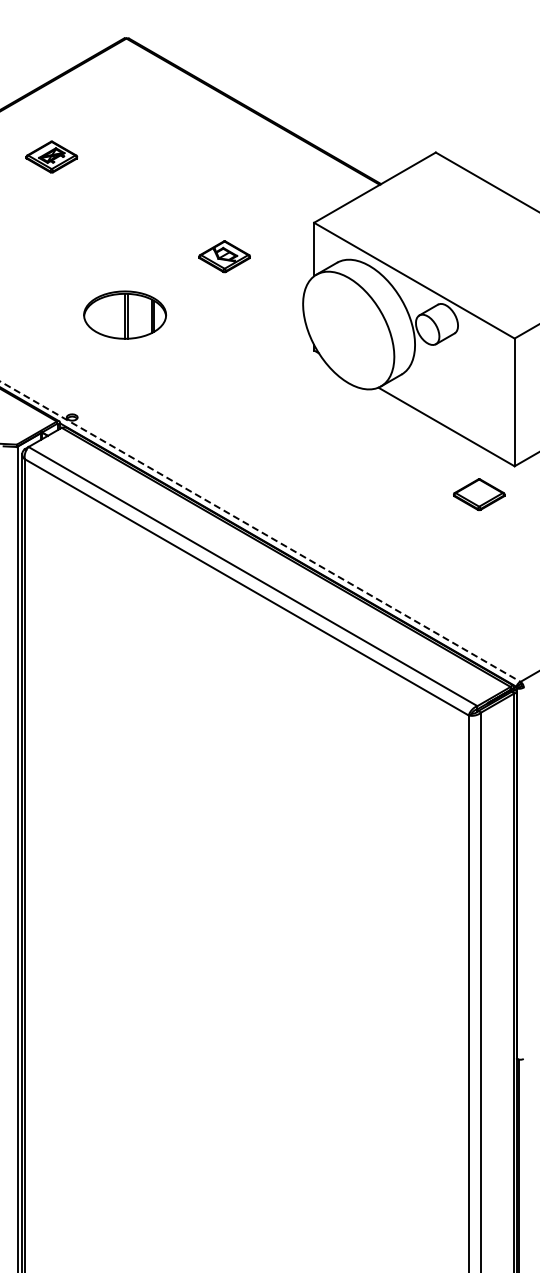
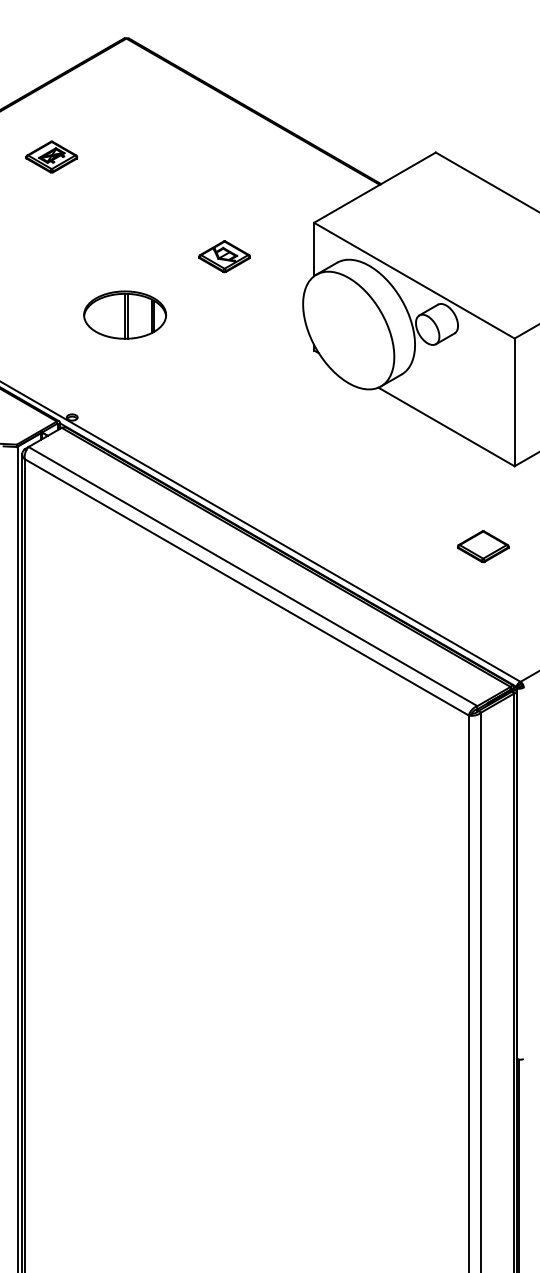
part position: (479, 494) -> (483, 546) (483, 546)
line: dashed -> solid (260, 531)
